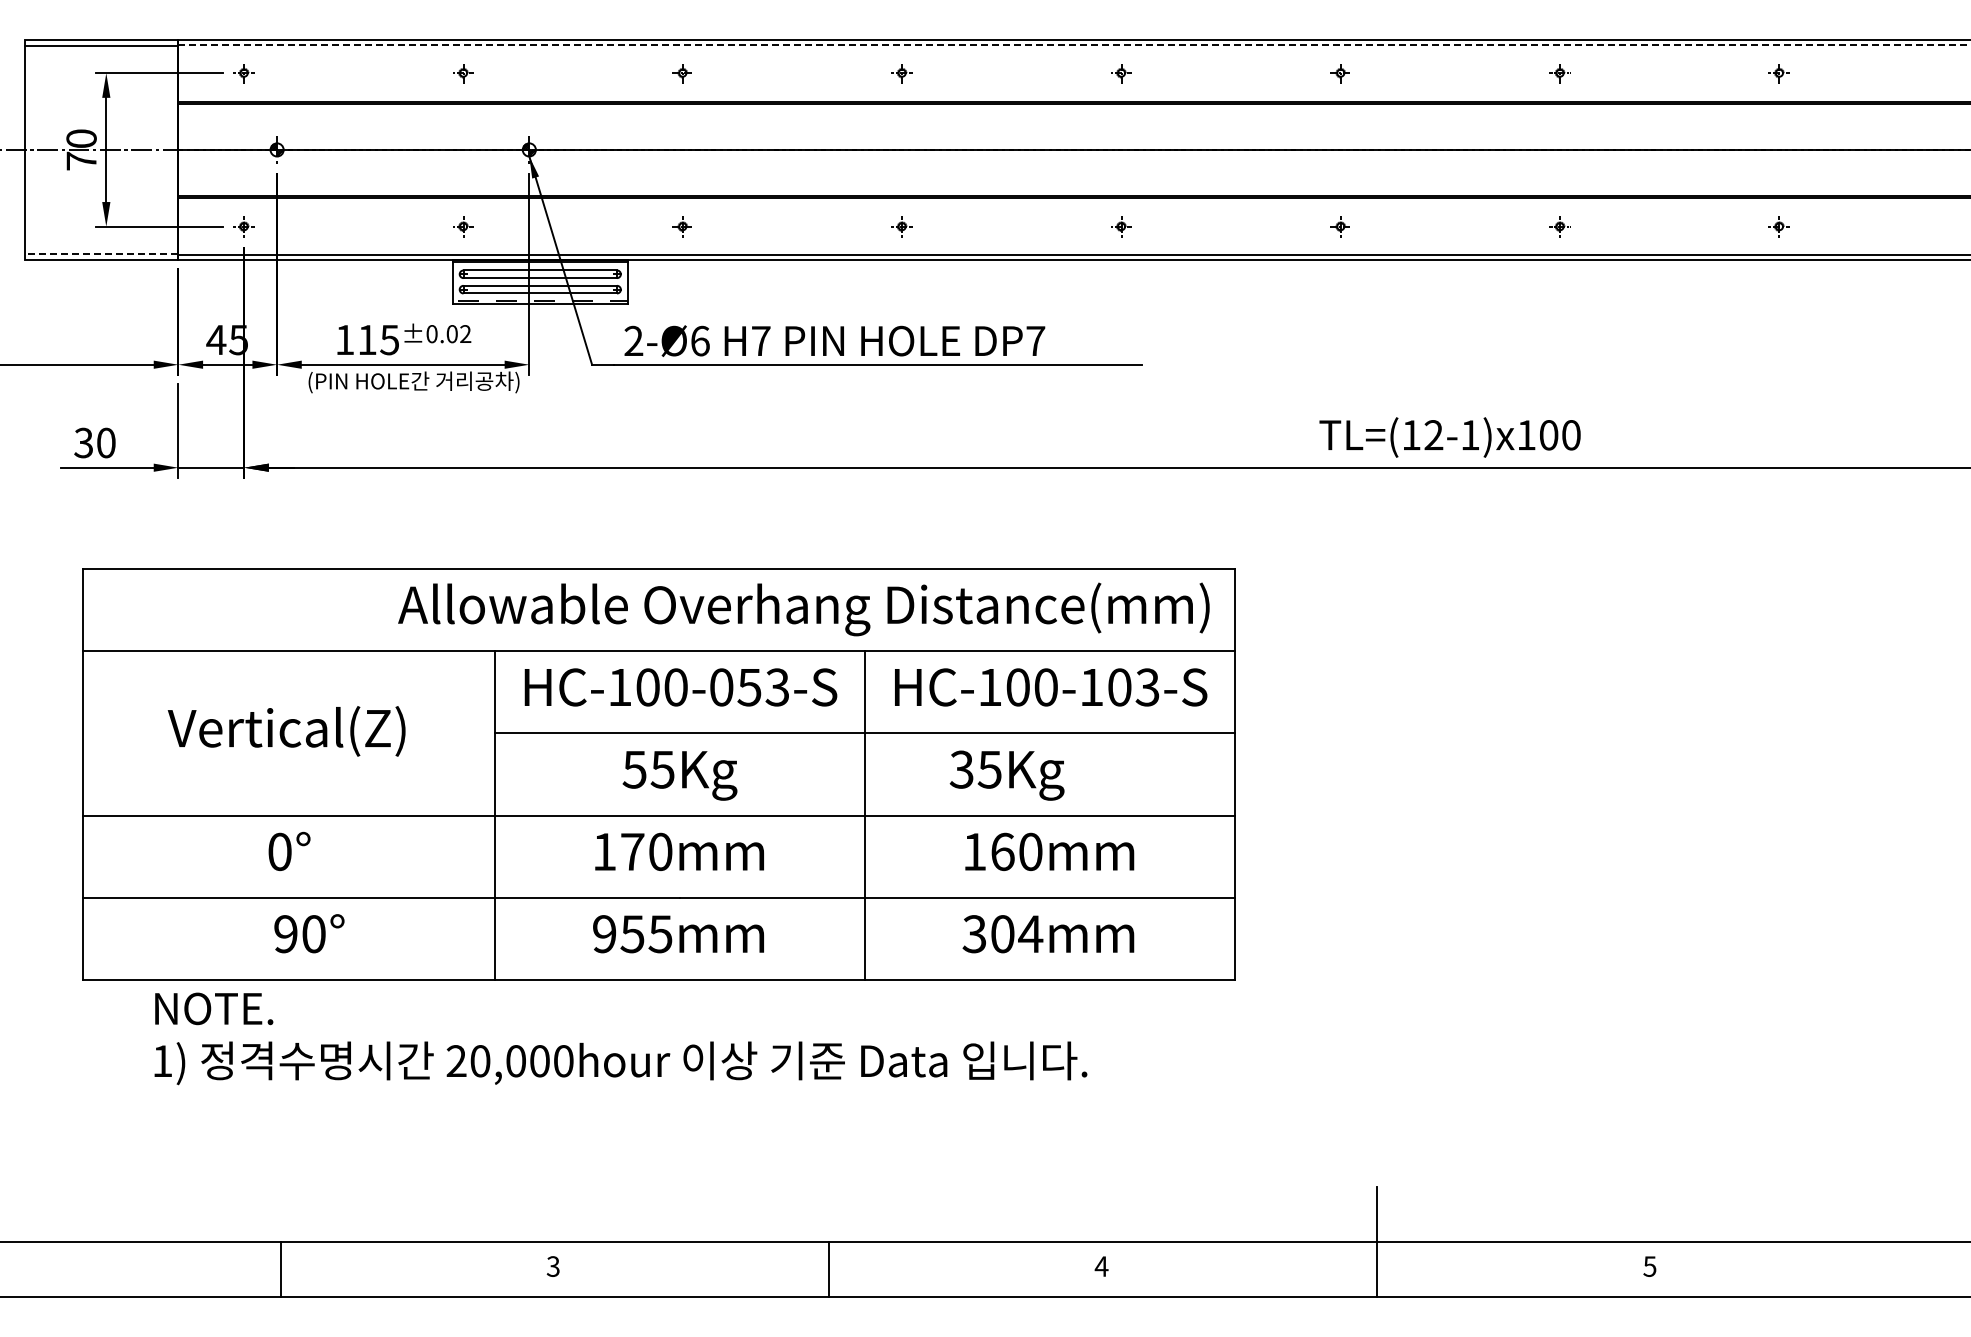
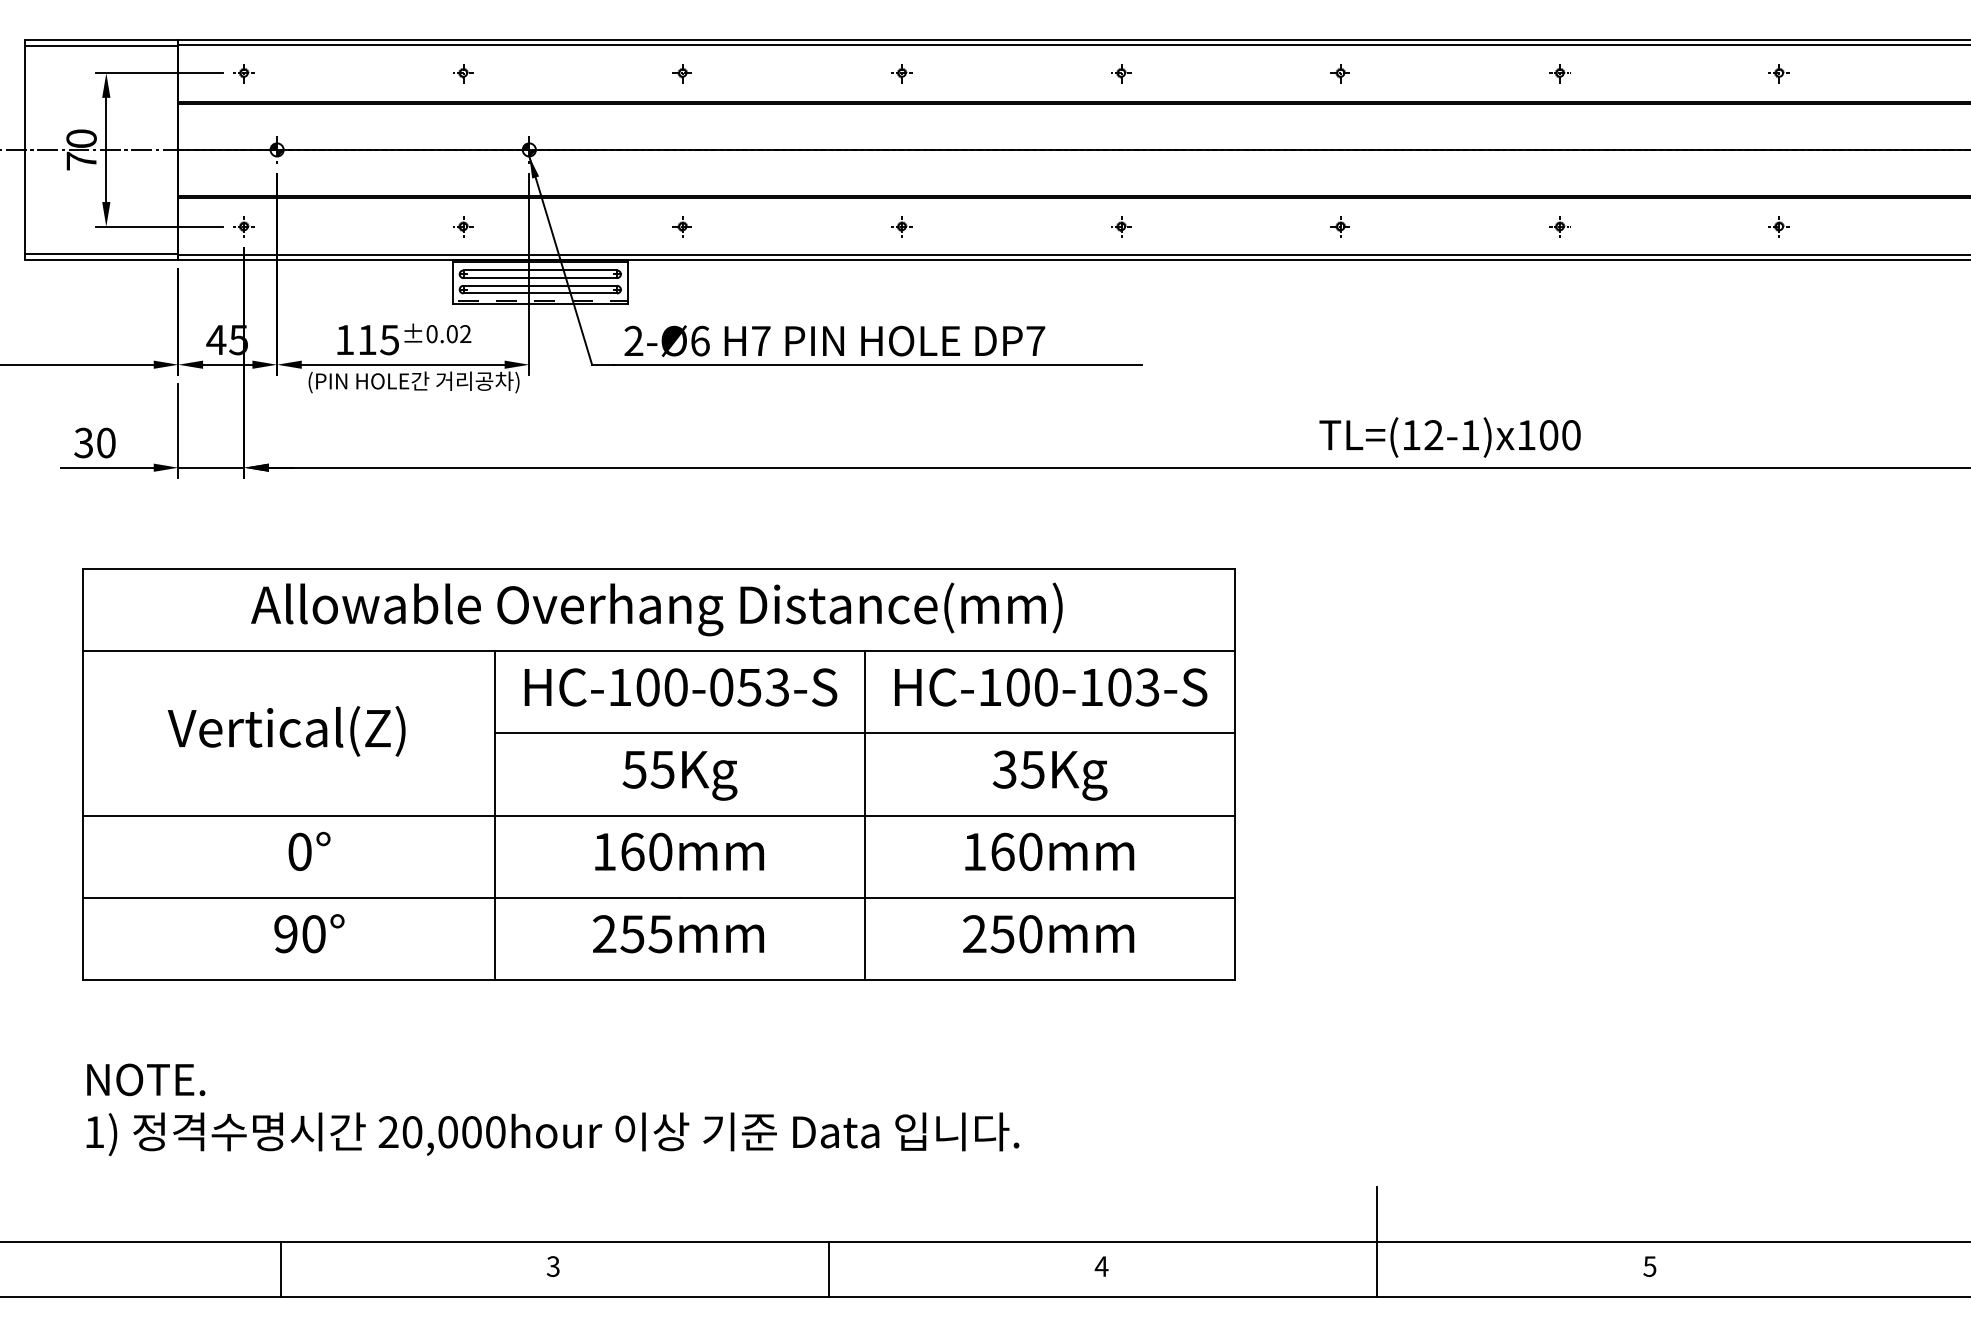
line: dashed -> solid (1075, 44)
line: dashed -> solid (101, 254)
text position: (803, 609) -> (656, 609) (656, 609)
text position: (1006, 775) -> (1049, 775) (1049, 775)
text position: (289, 850) -> (309, 850) (309, 850)
text: 170mm -> 160mm (632, 851)
text: 955mm -> 255mm (604, 934)
text: 304mm -> 250mm (1002, 934)
text position: (620, 1038) -> (552, 1109) (552, 1109)
